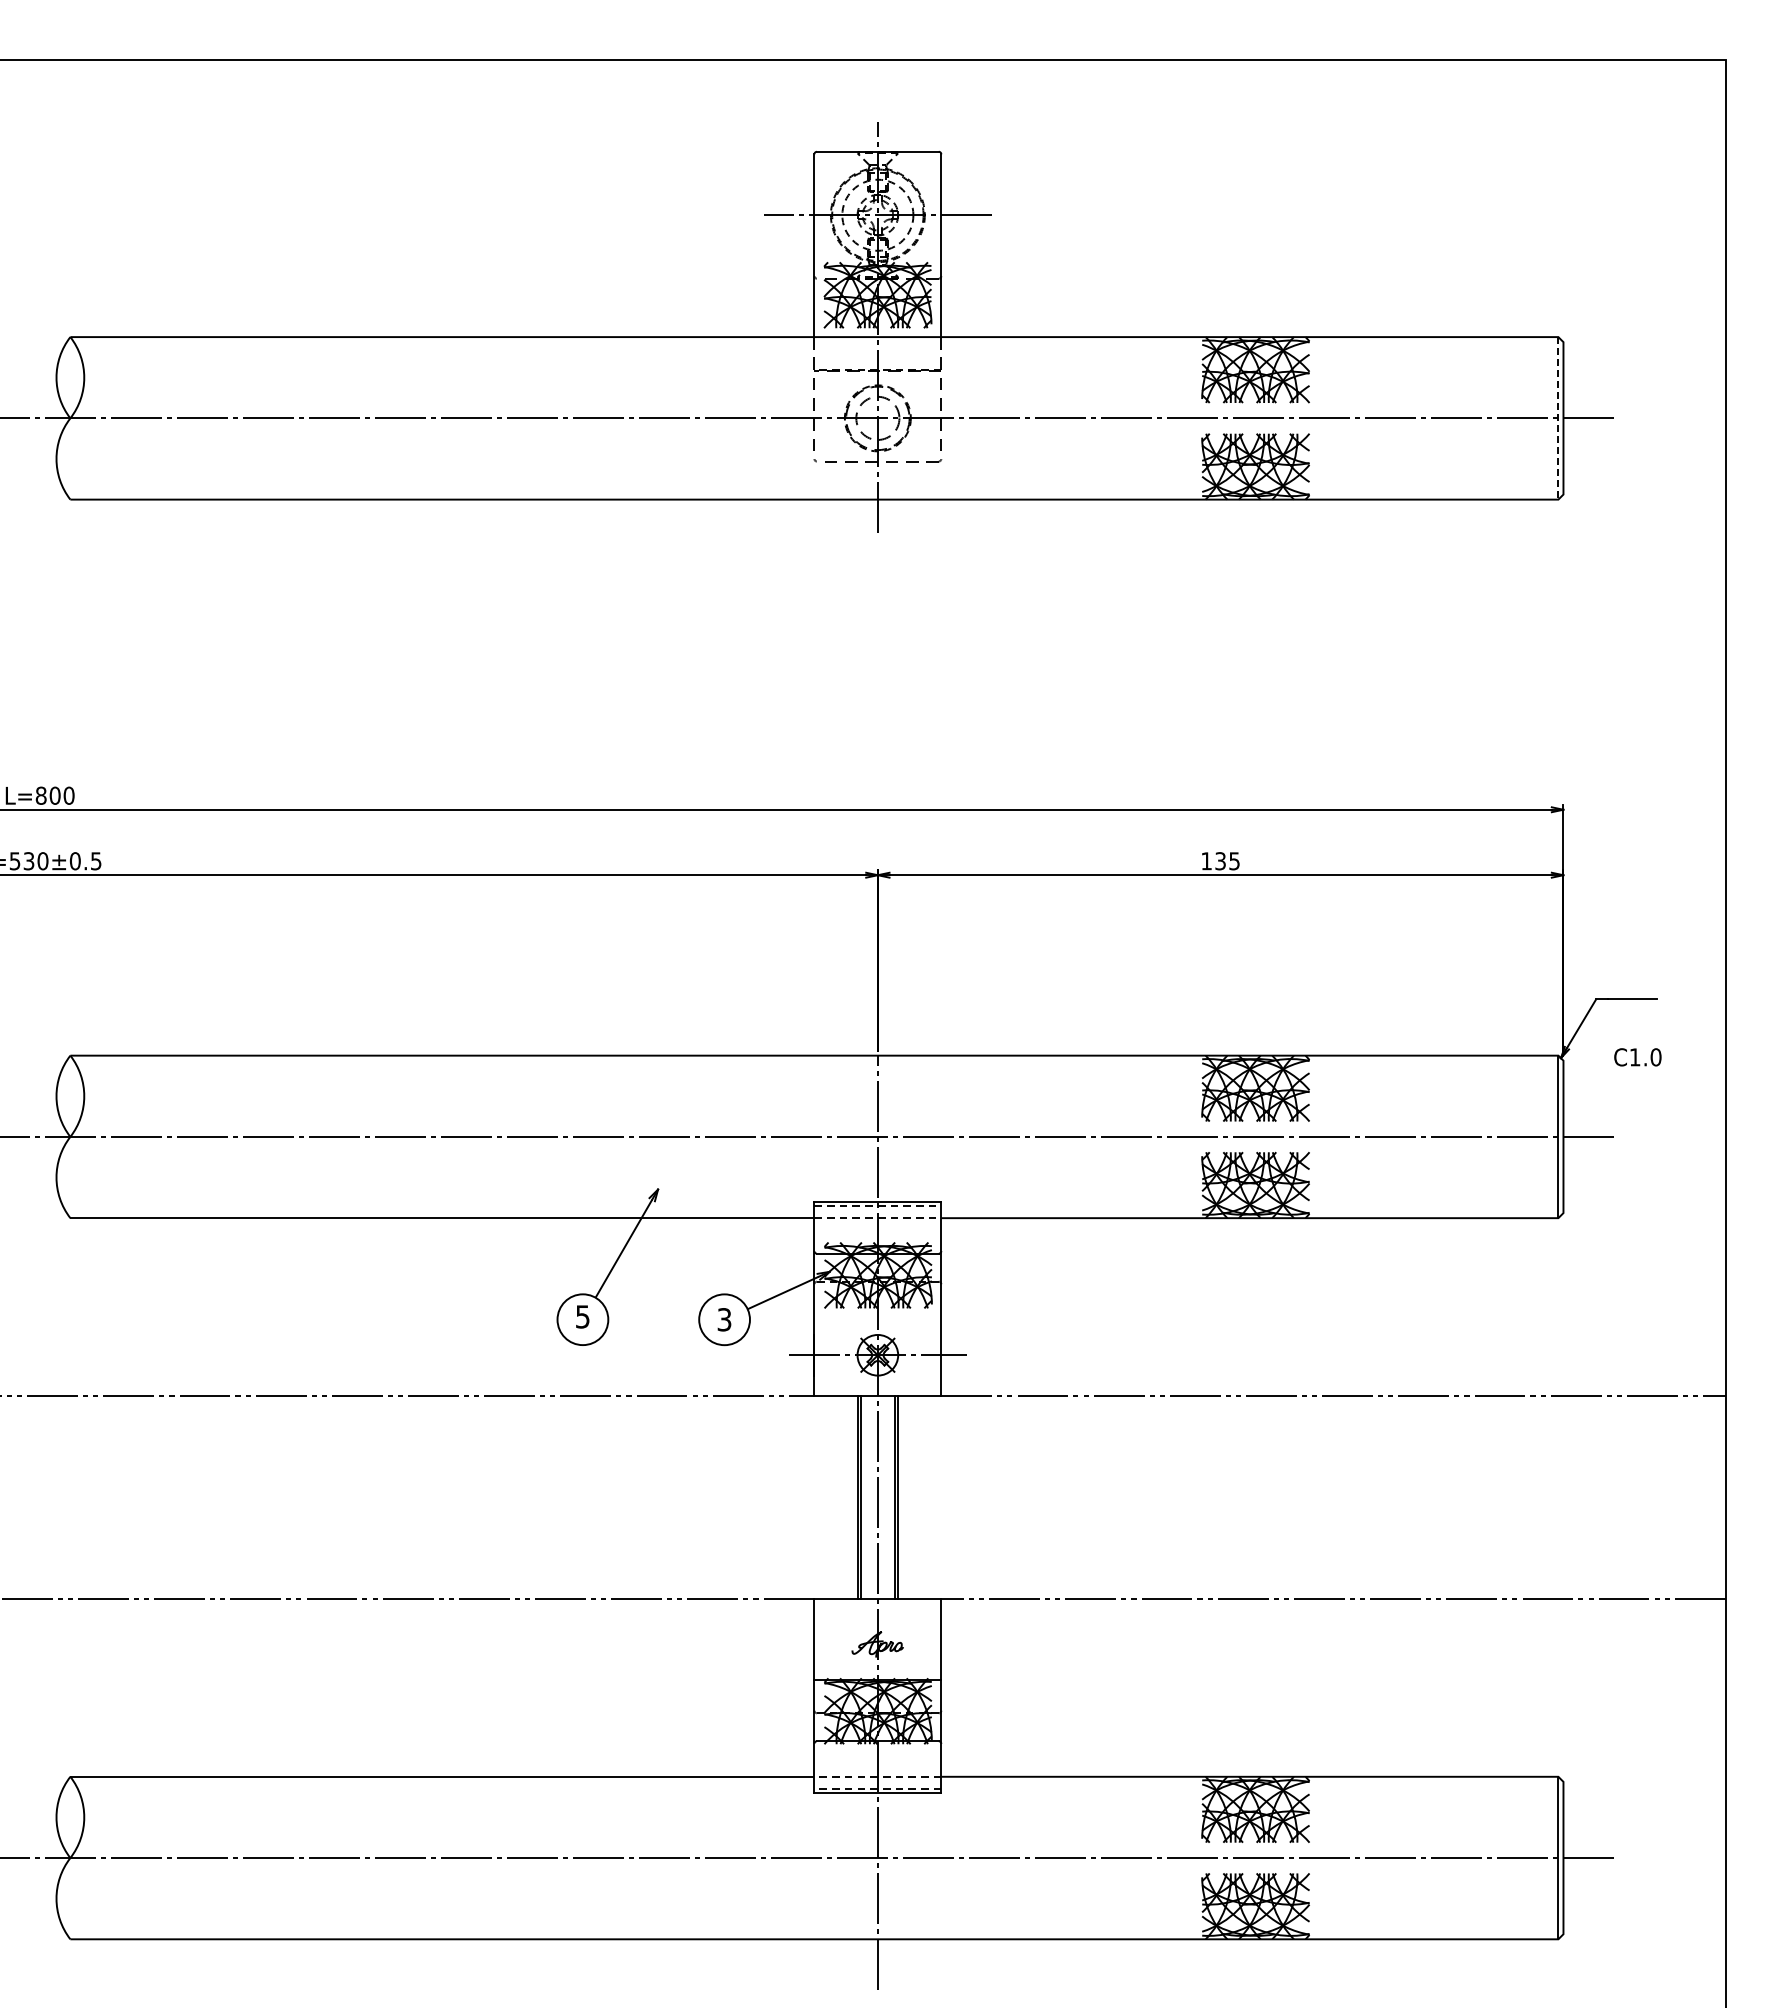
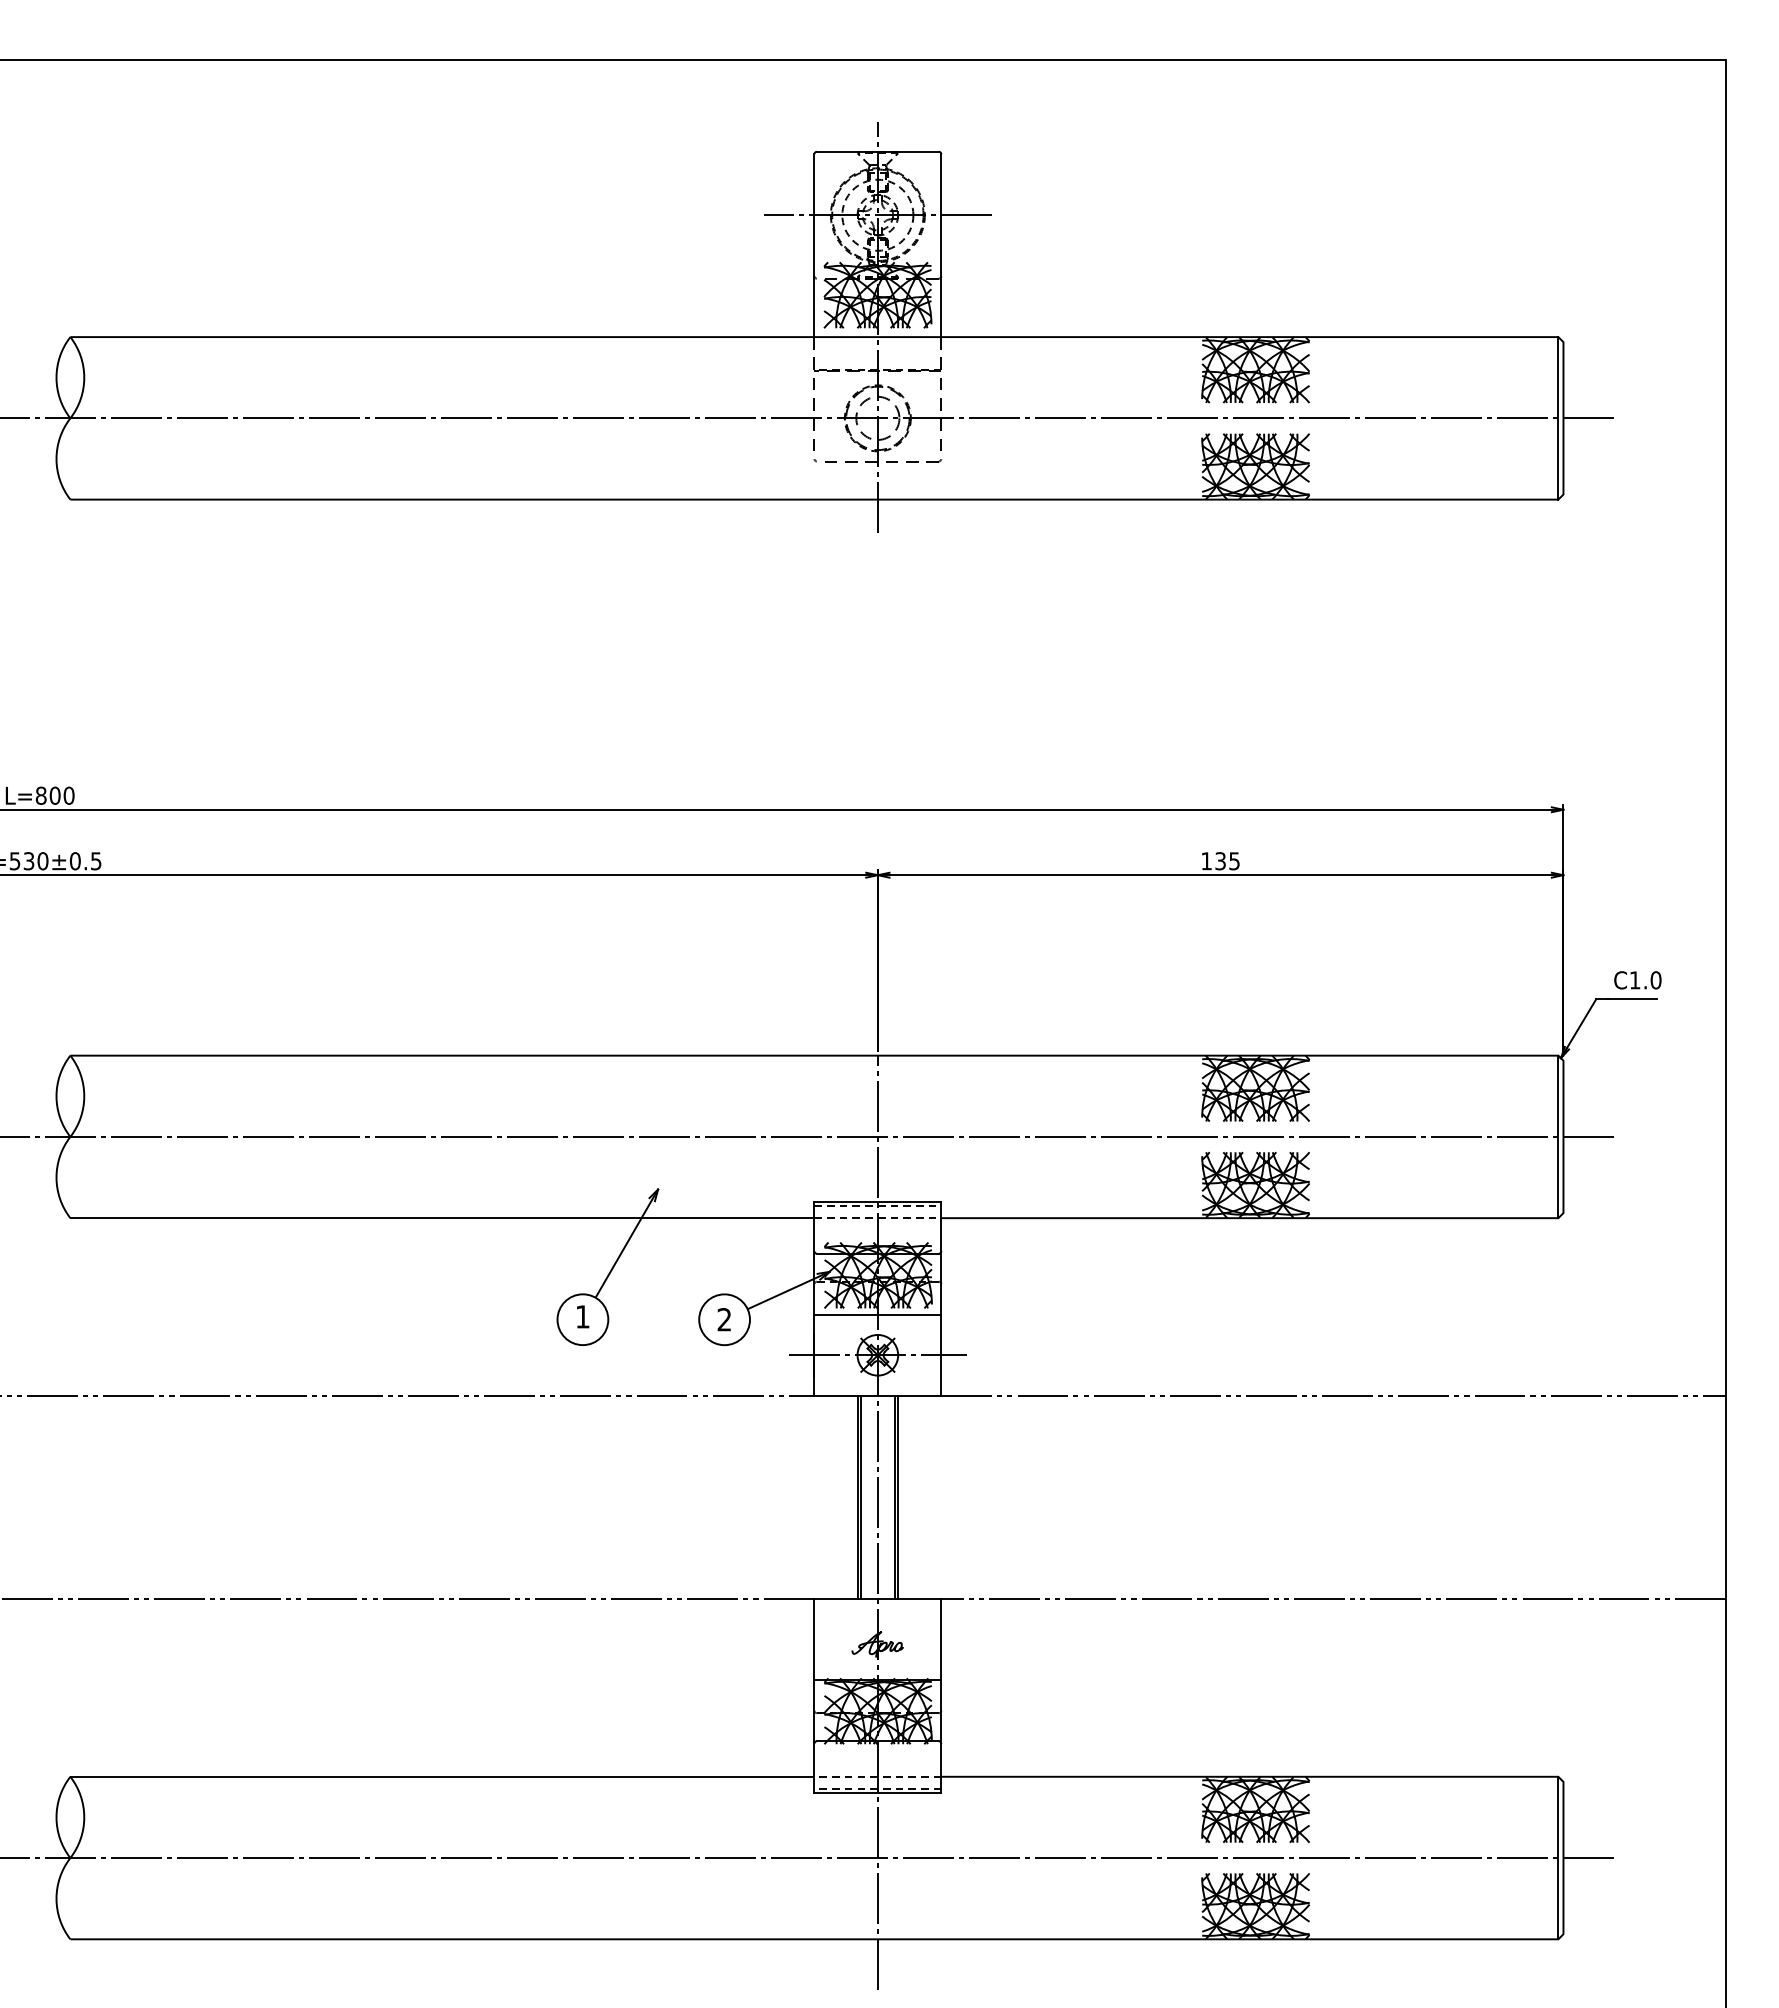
line: dashed -> solid (1558, 418)
text position: (1637, 1057) -> (1637, 980) (1637, 980)
line: none -> present (877, 1314)
text: 5 -> 1 (582, 1316)
text: 3 -> 2 (724, 1319)
